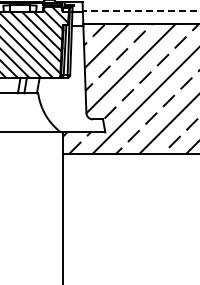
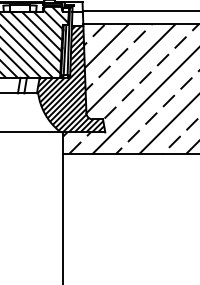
line: dashed -> solid (140, 11)
hatch: none -> present (71, 79)
